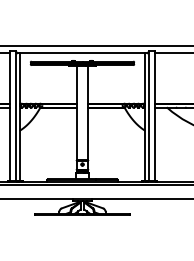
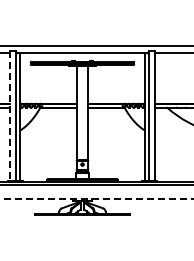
line: solid -> dashed (10, 116)
line: solid -> dashed (97, 199)
